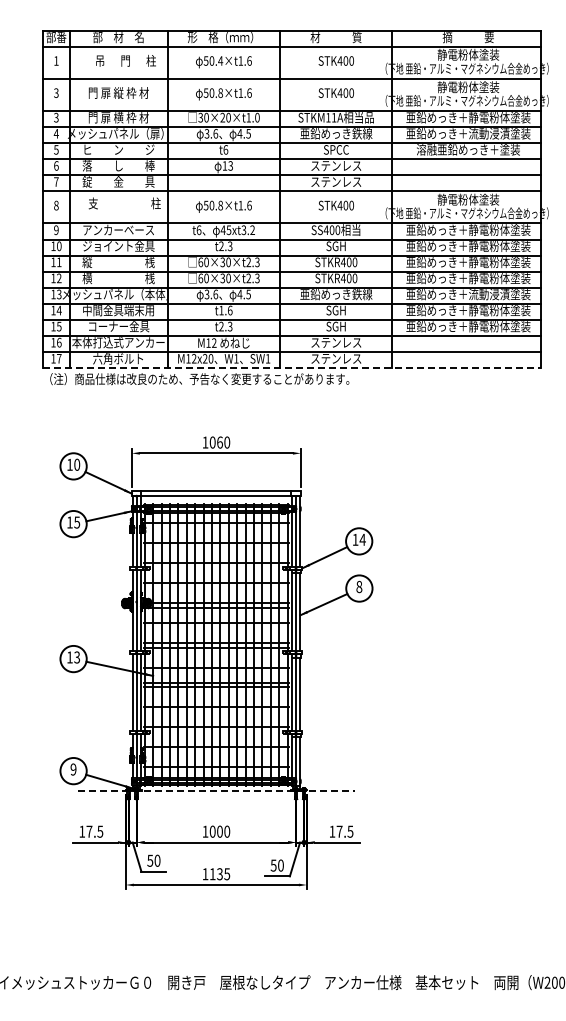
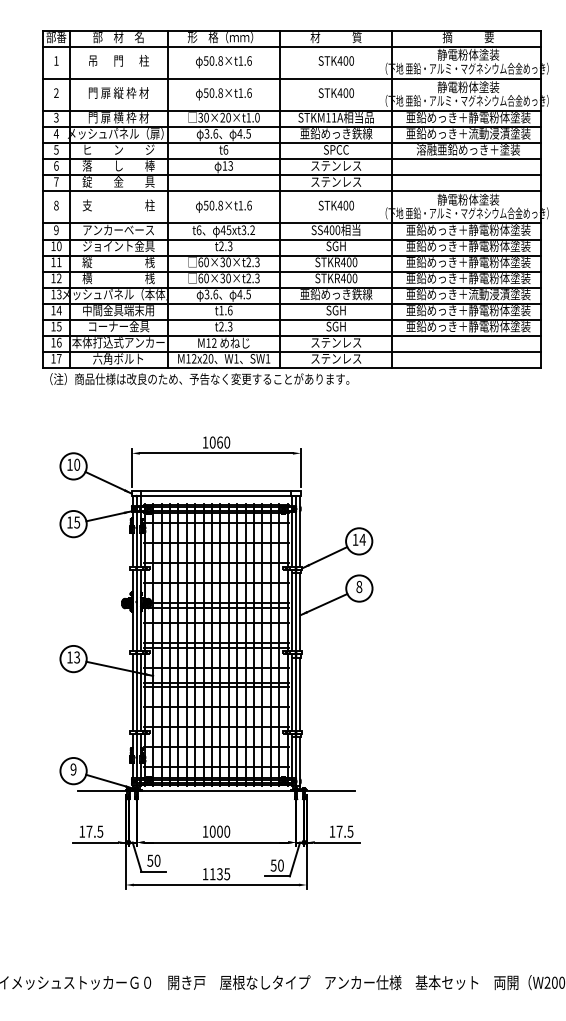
text position: (125, 60) -> (118, 60) (118, 60)
text: 50.4×t1.6 -> 50.8×t1.6 (220, 60)
text: 3 -> 2 (56, 93)
text position: (124, 203) -> (118, 205) (118, 205)
line: dashed -> solid (292, 368)
line: dashed -> solid (216, 791)
